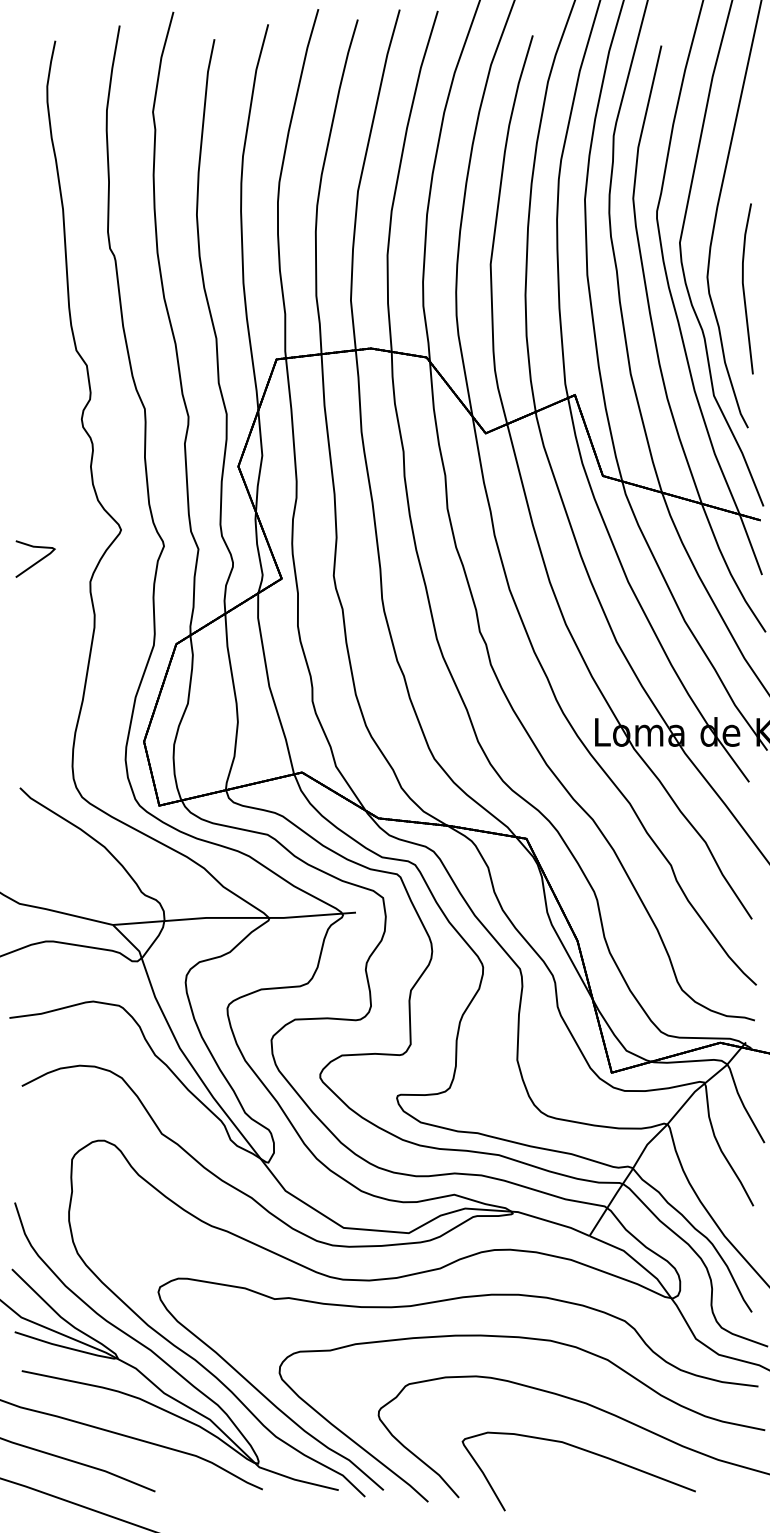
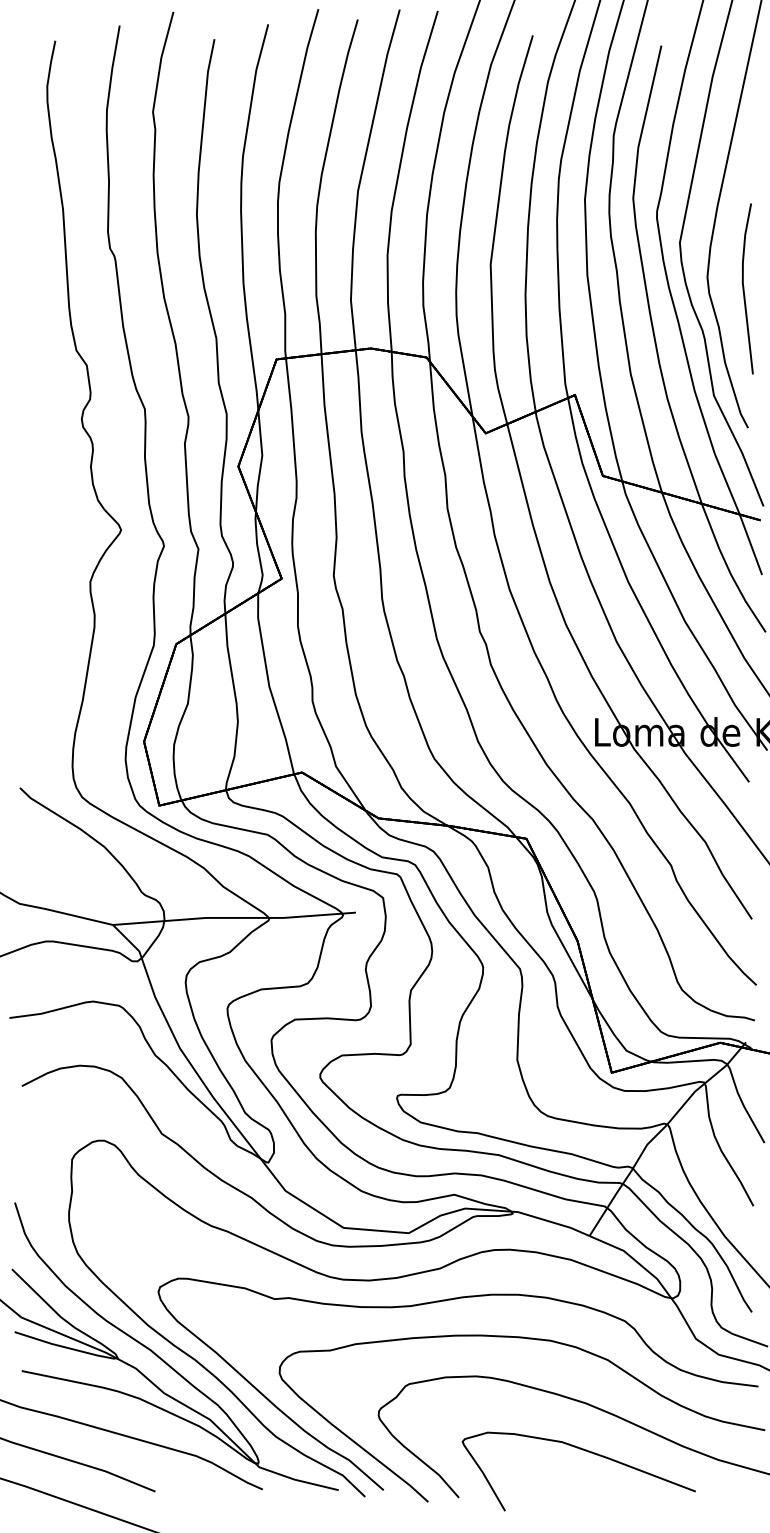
curve: present -> none (36, 561)
